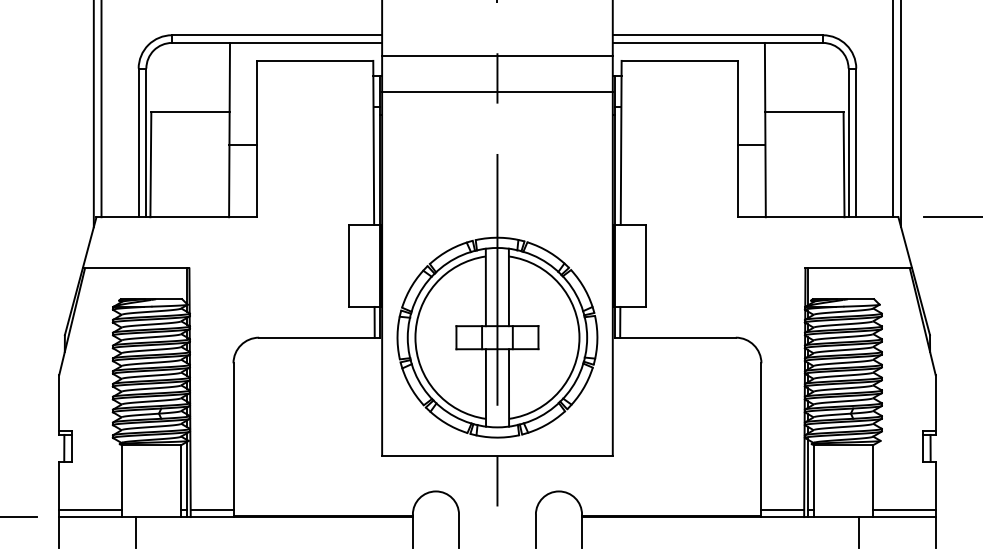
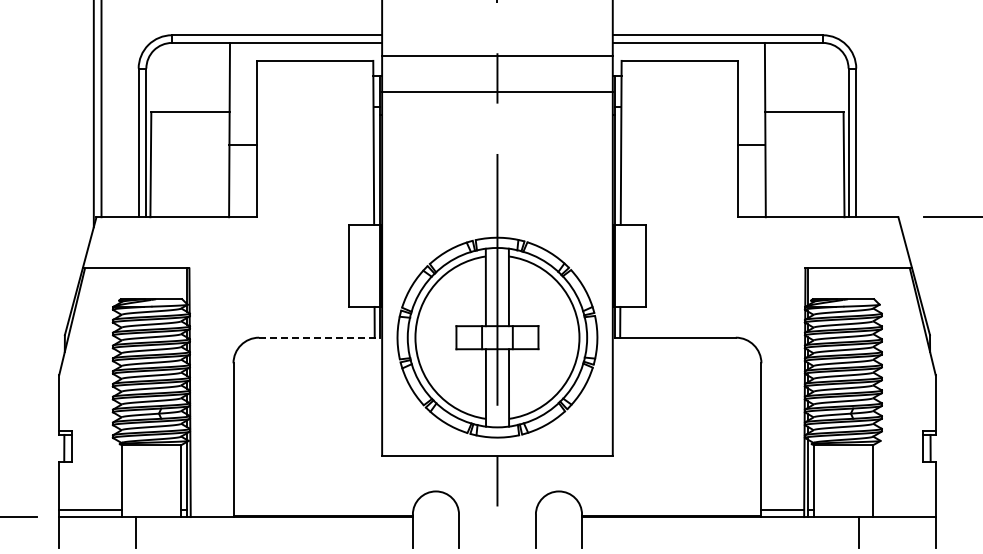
line: present -> none (893, 109)
line: present -> none (901, 114)
line: solid -> dashed (319, 337)
line: present -> none (211, 509)
line: present -> none (903, 510)
